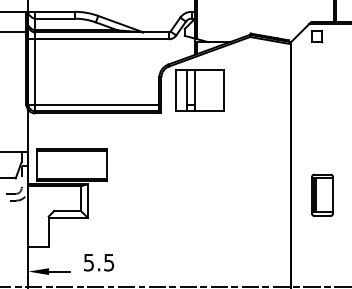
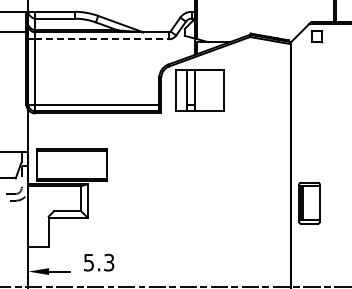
line: solid -> dashed (102, 39)
part position: (322, 194) -> (309, 202) (309, 202)
text: 5.5 -> 5.3 (109, 261)
